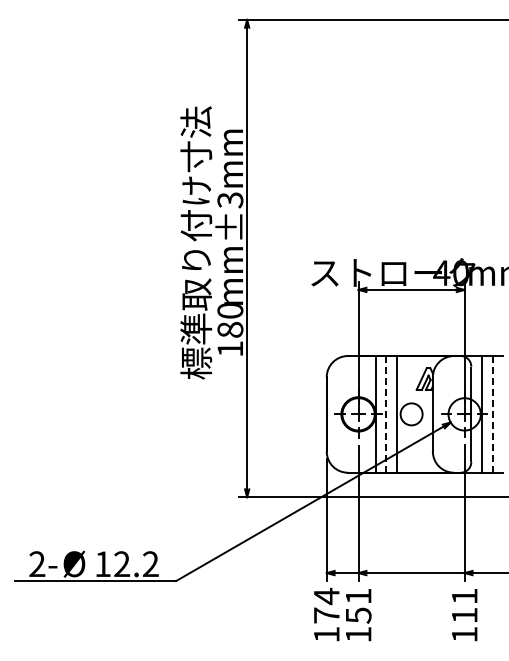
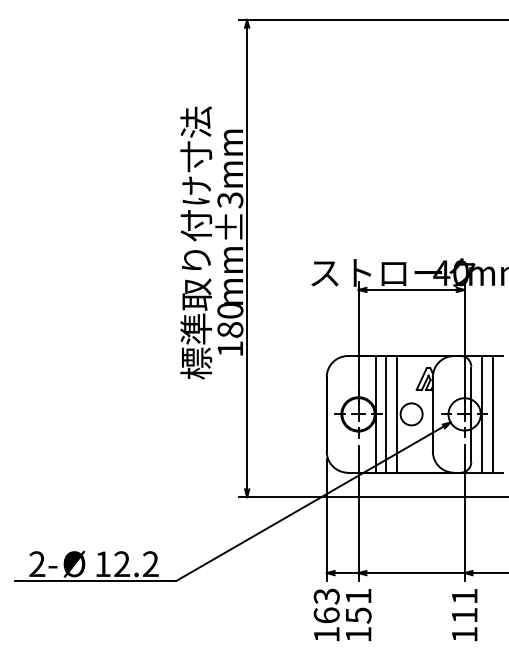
line: dashed -> solid (386, 414)
line: dashed -> solid (492, 414)
text: 174 -> 163 (326, 605)
